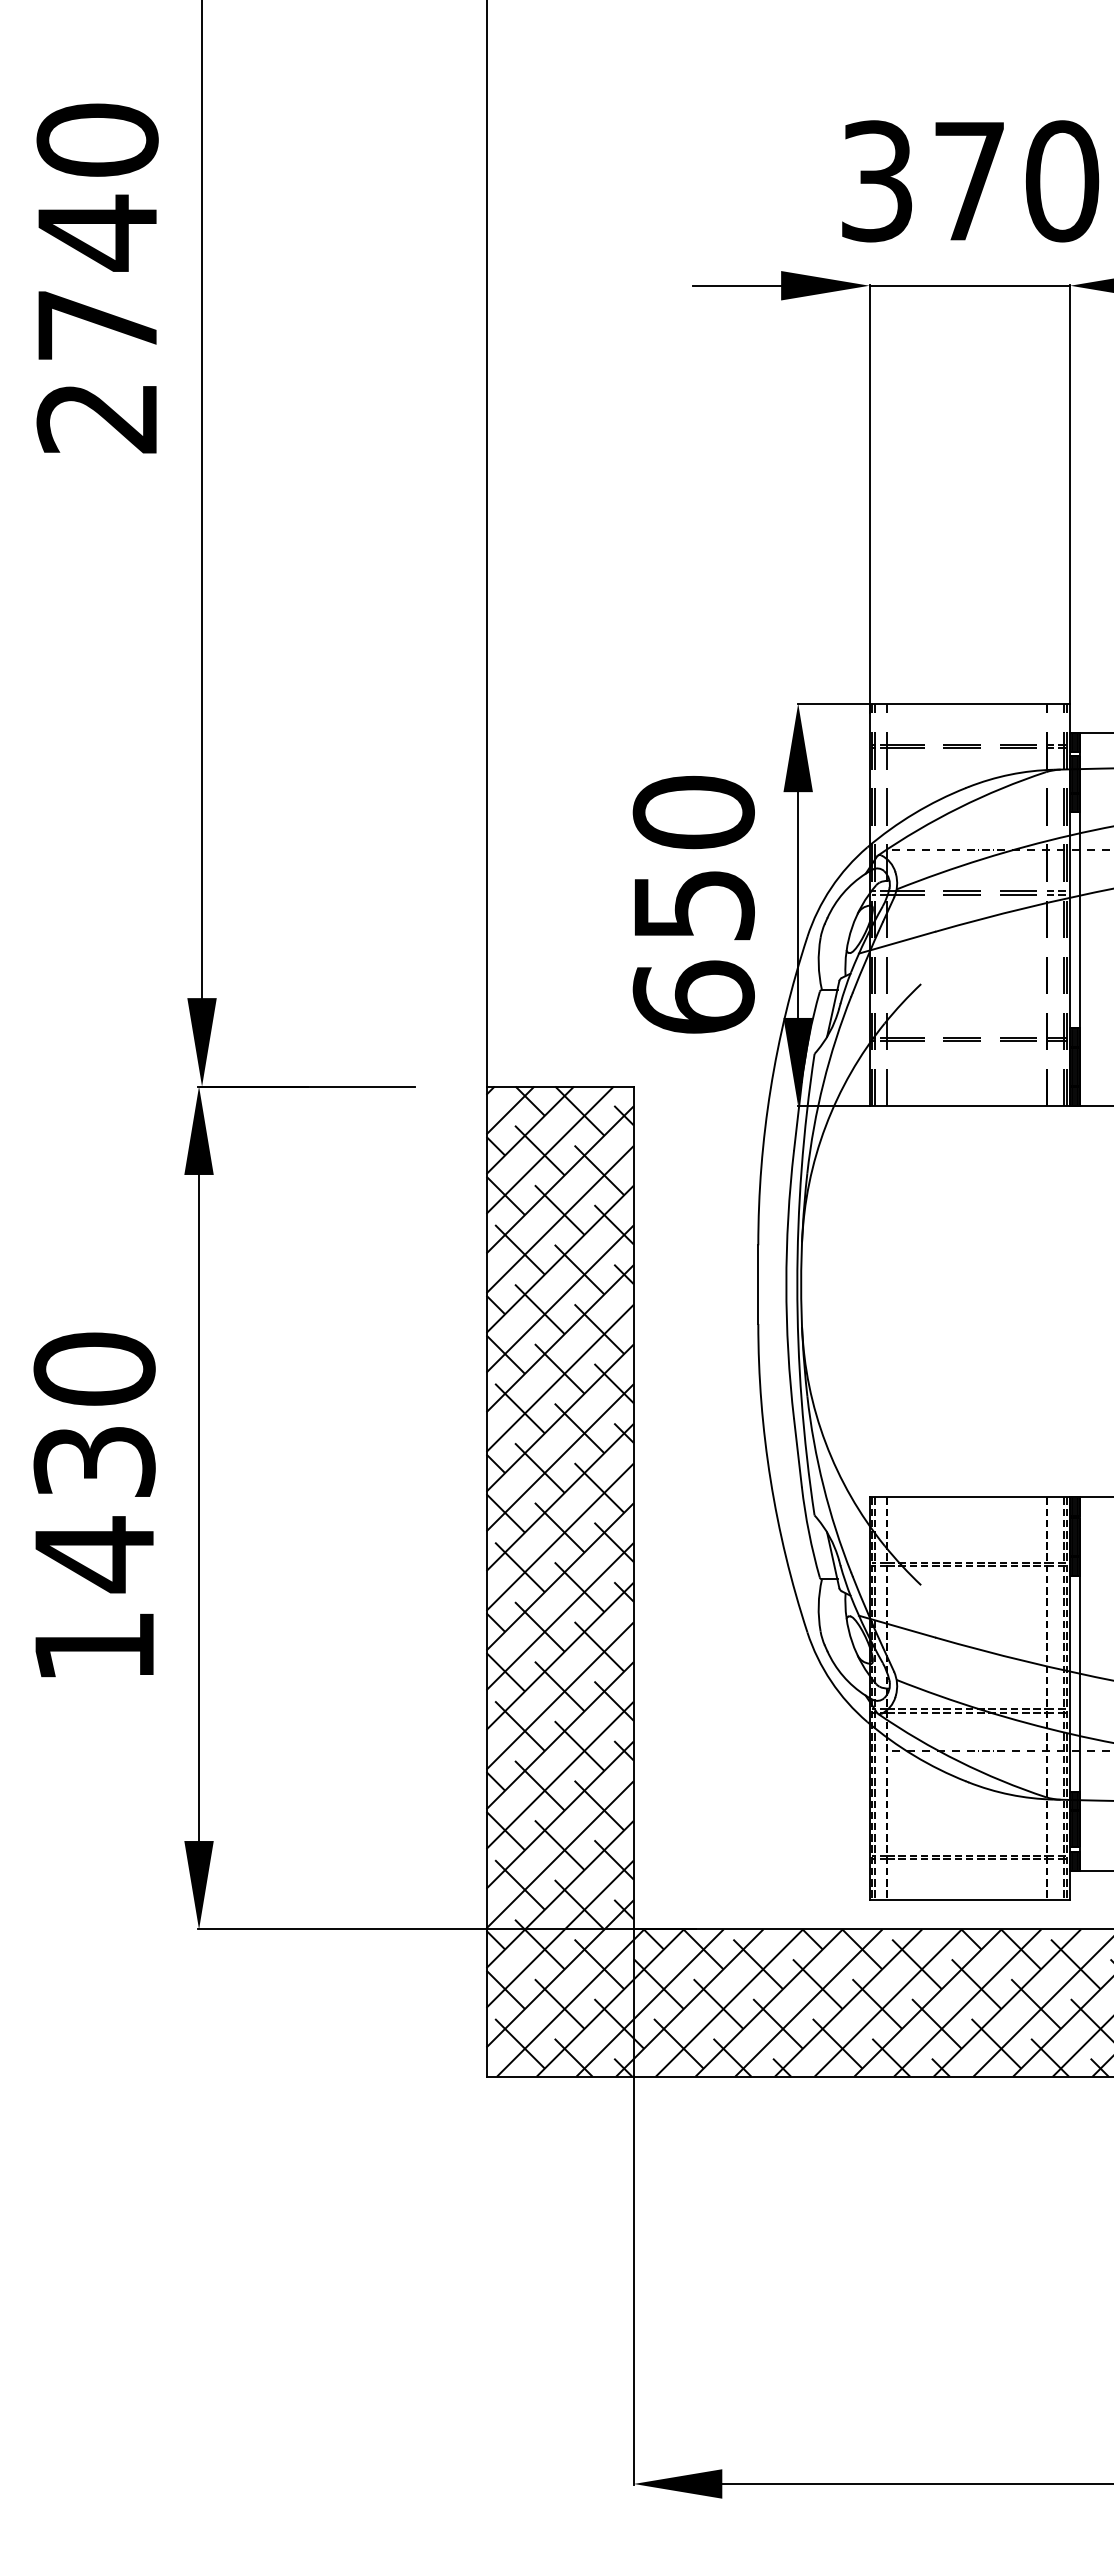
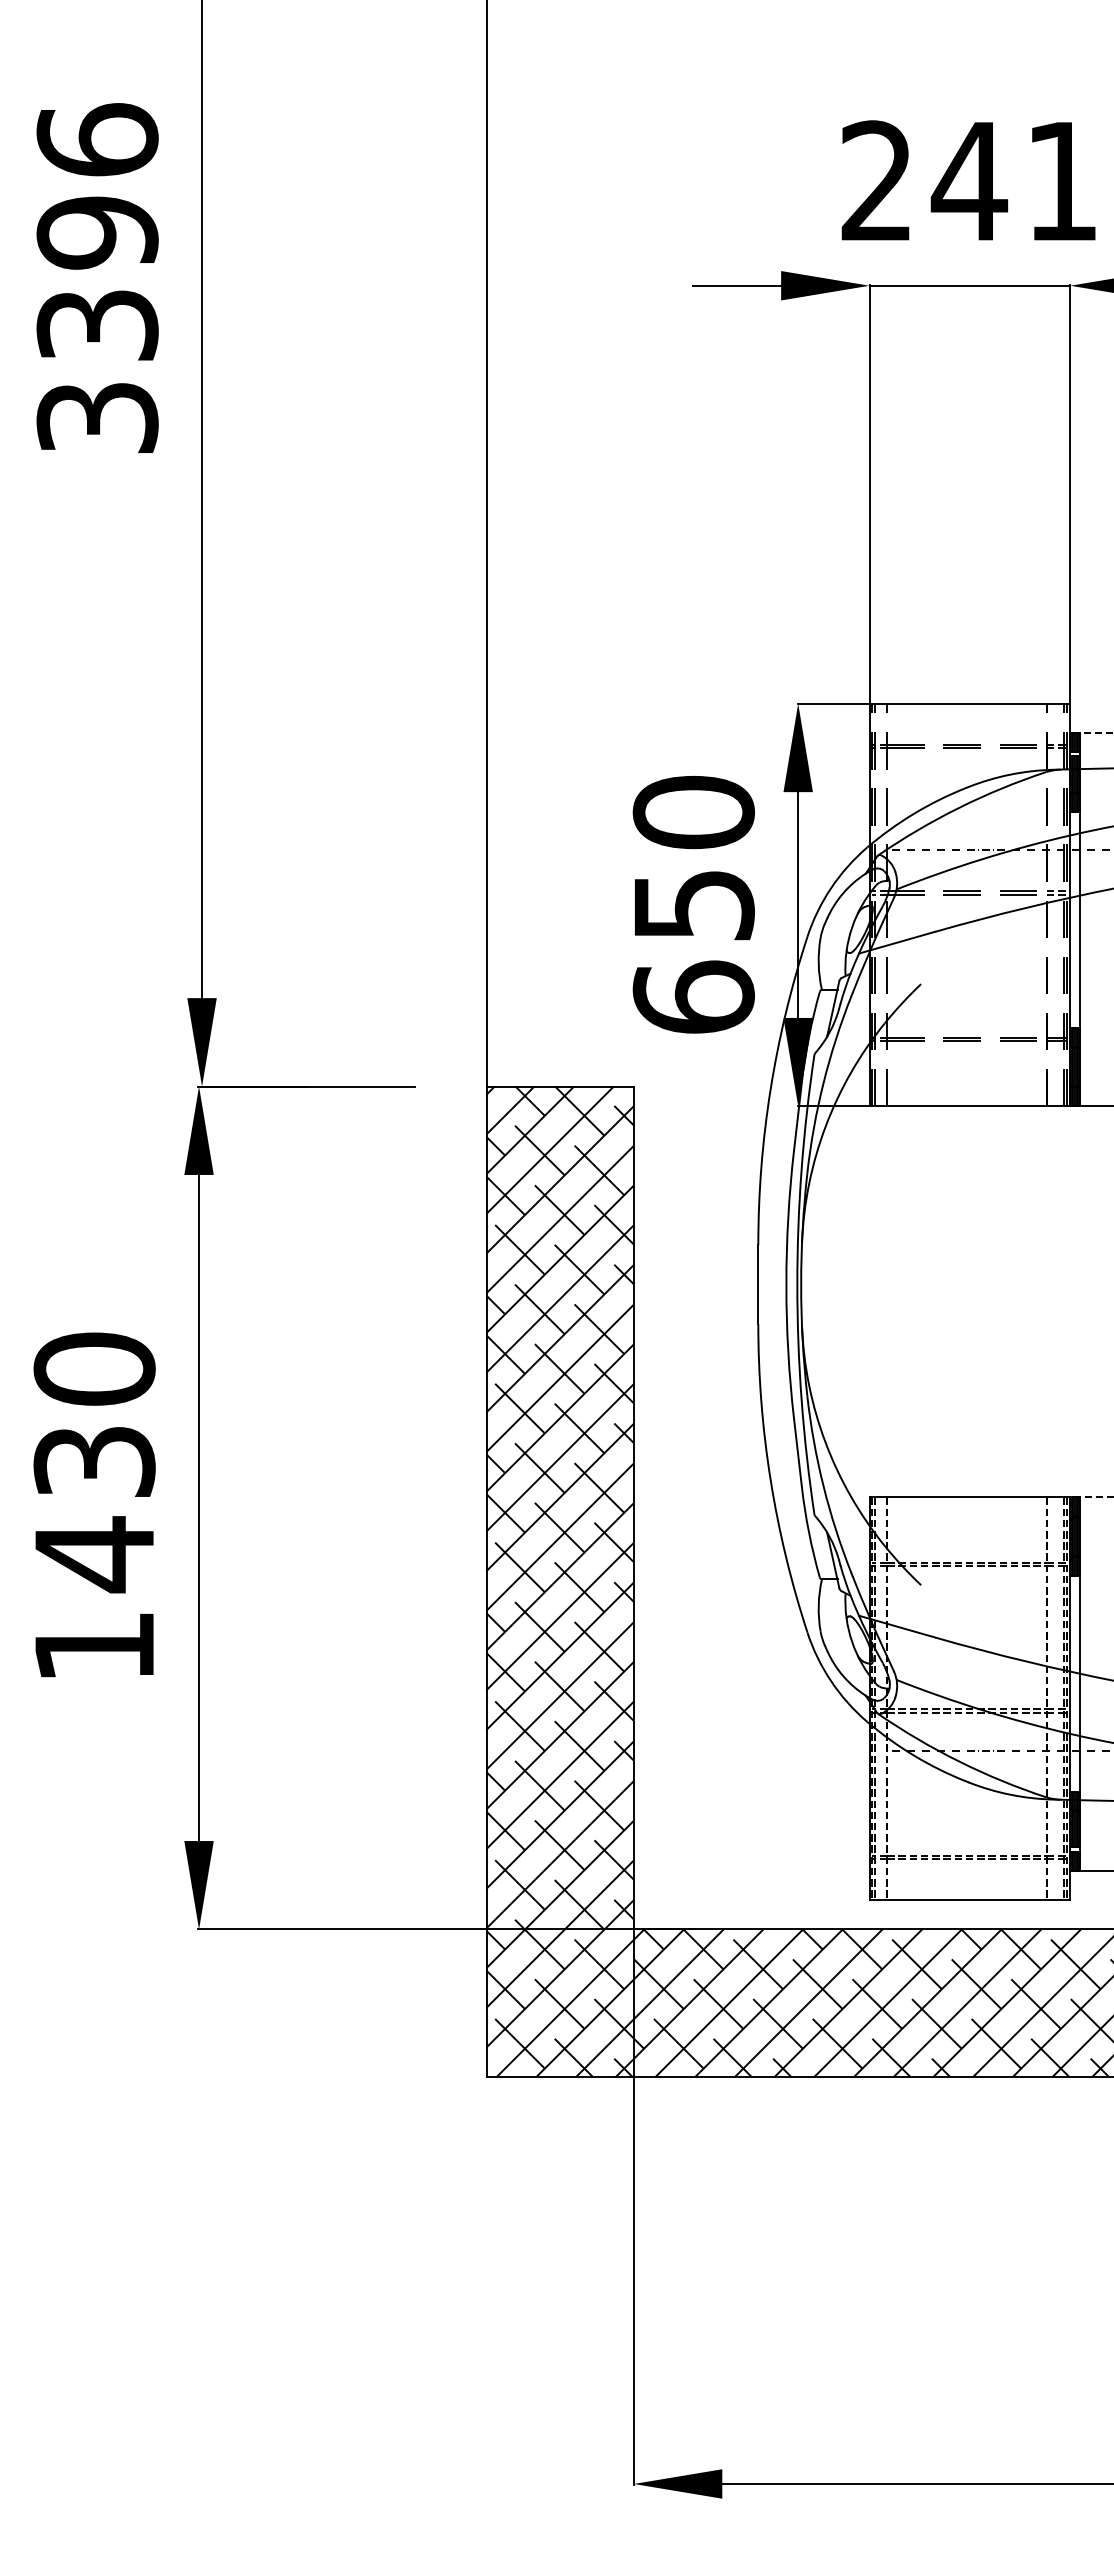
text: 370 -> 241 (970, 181)
text: 2740 -> 3396 (97, 278)
line: solid -> dashed (1096, 732)
line: solid -> dashed (1096, 1497)
